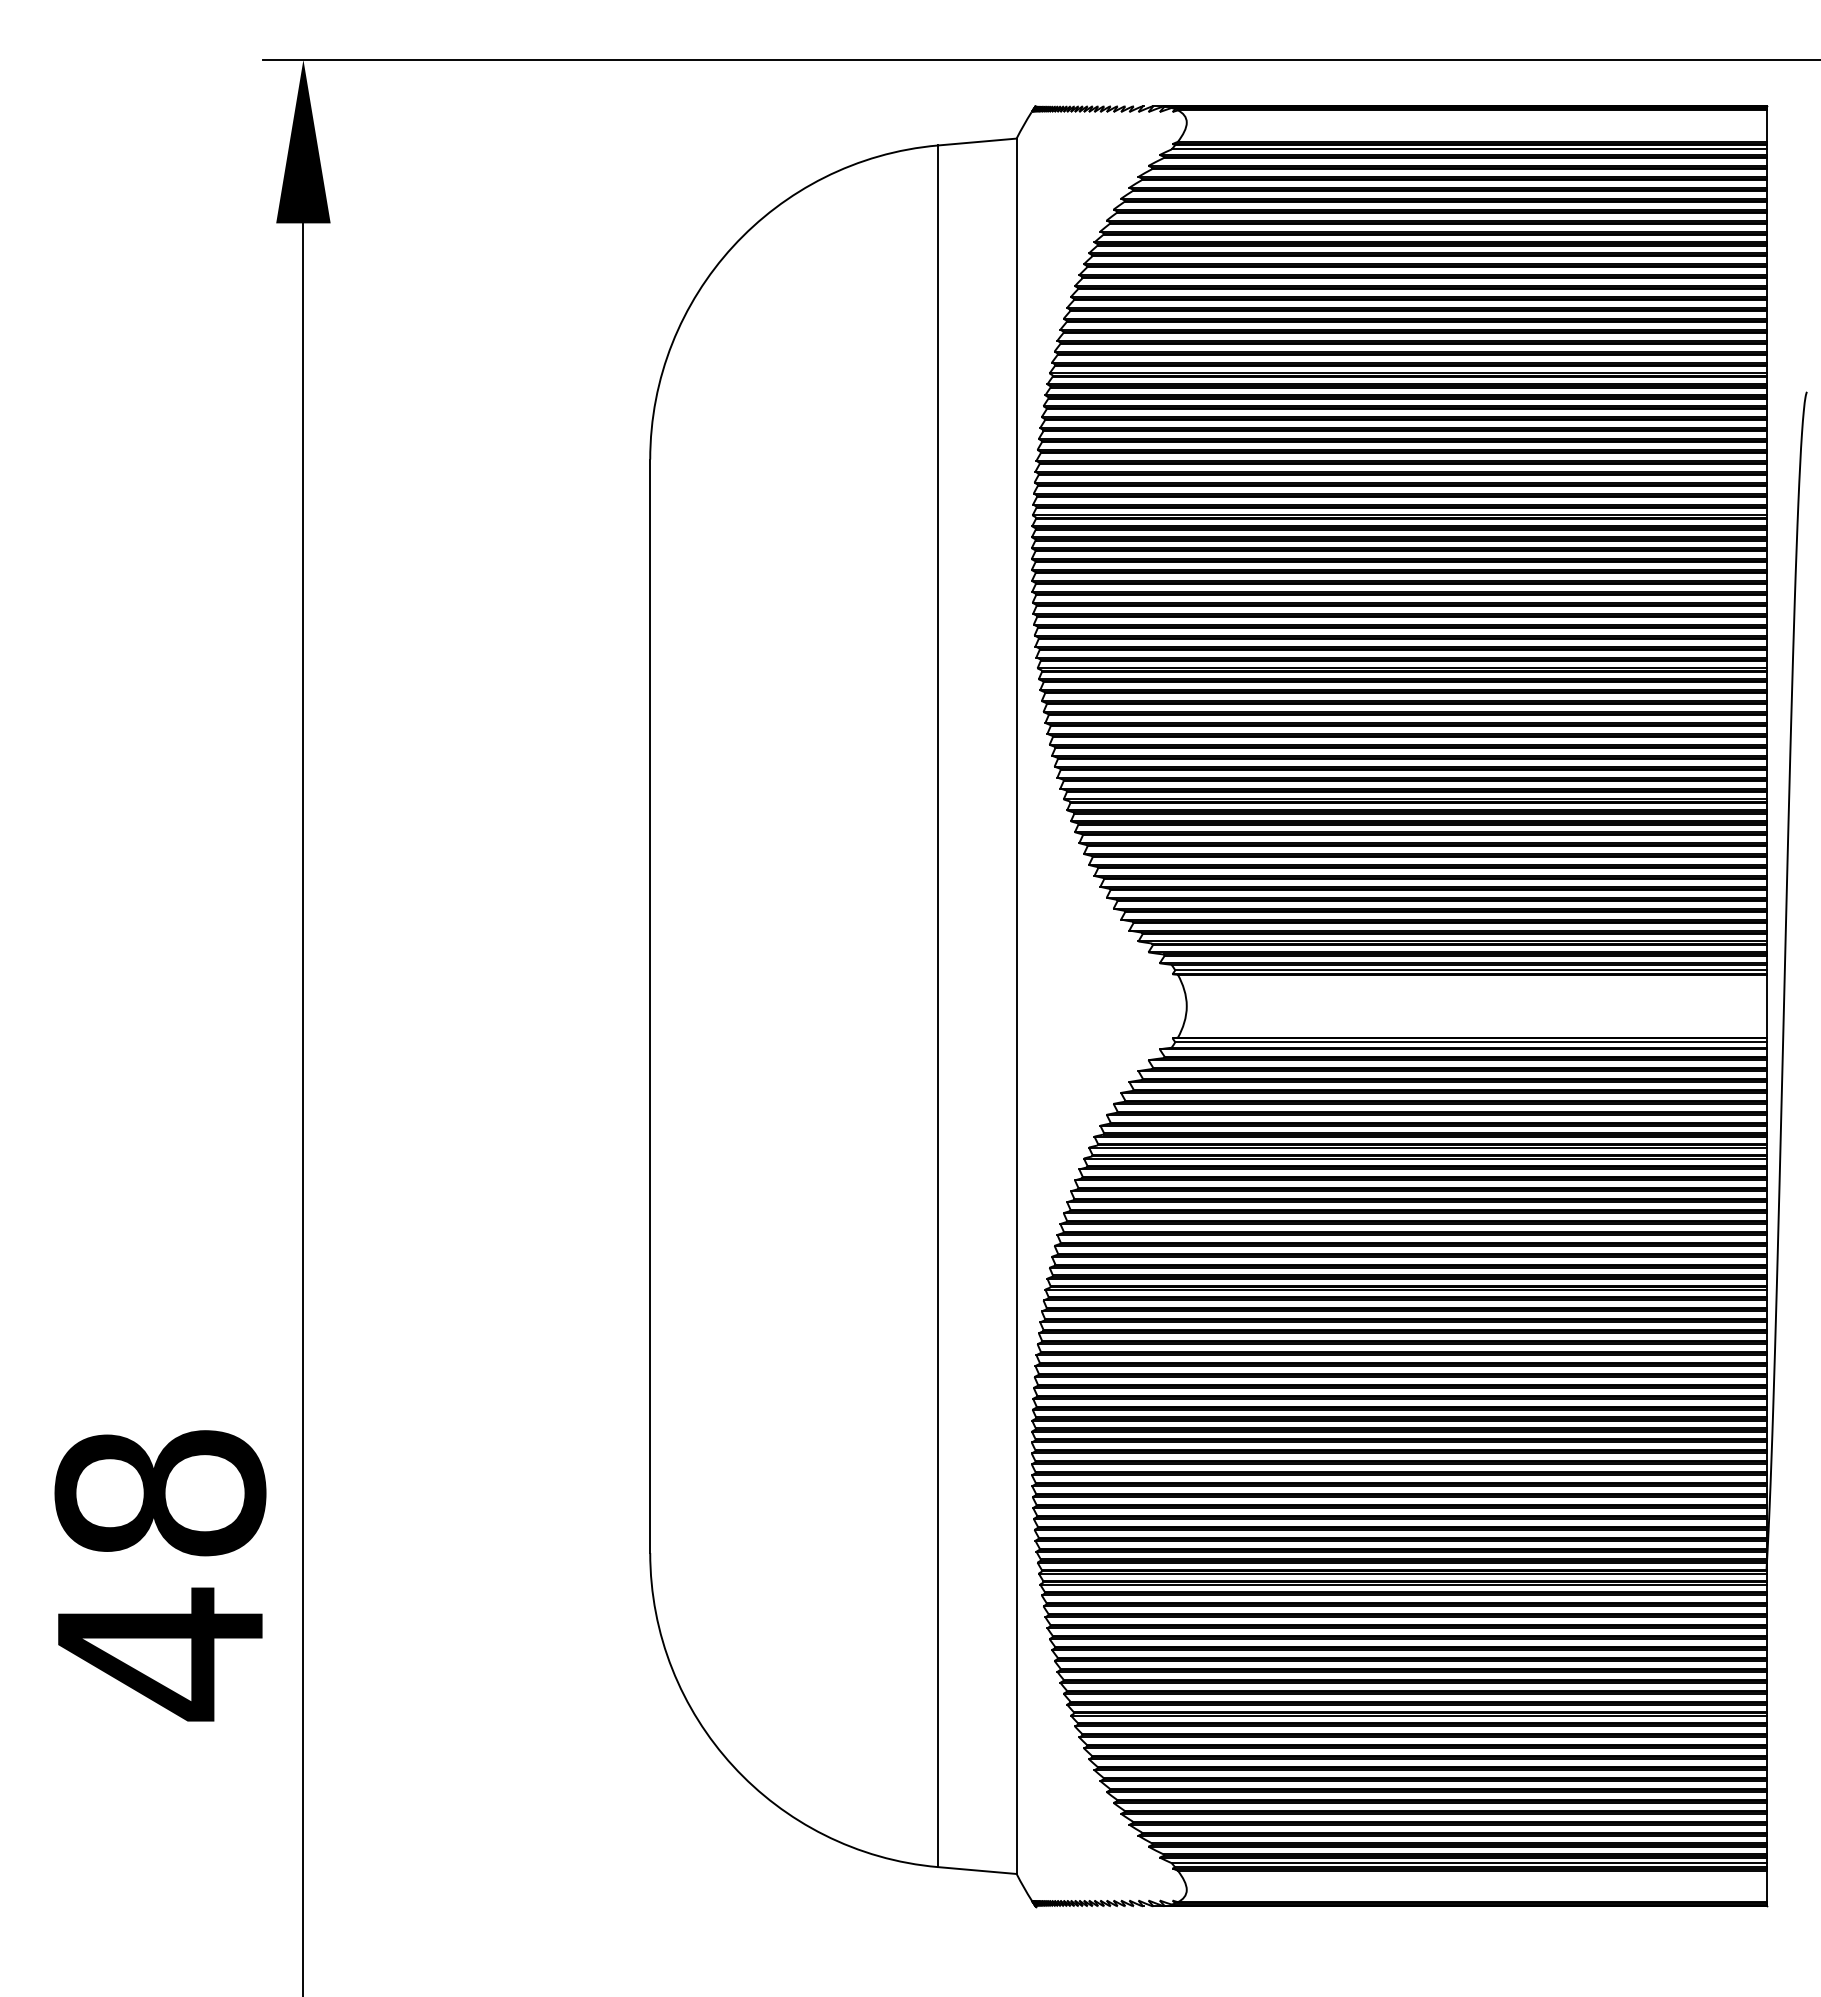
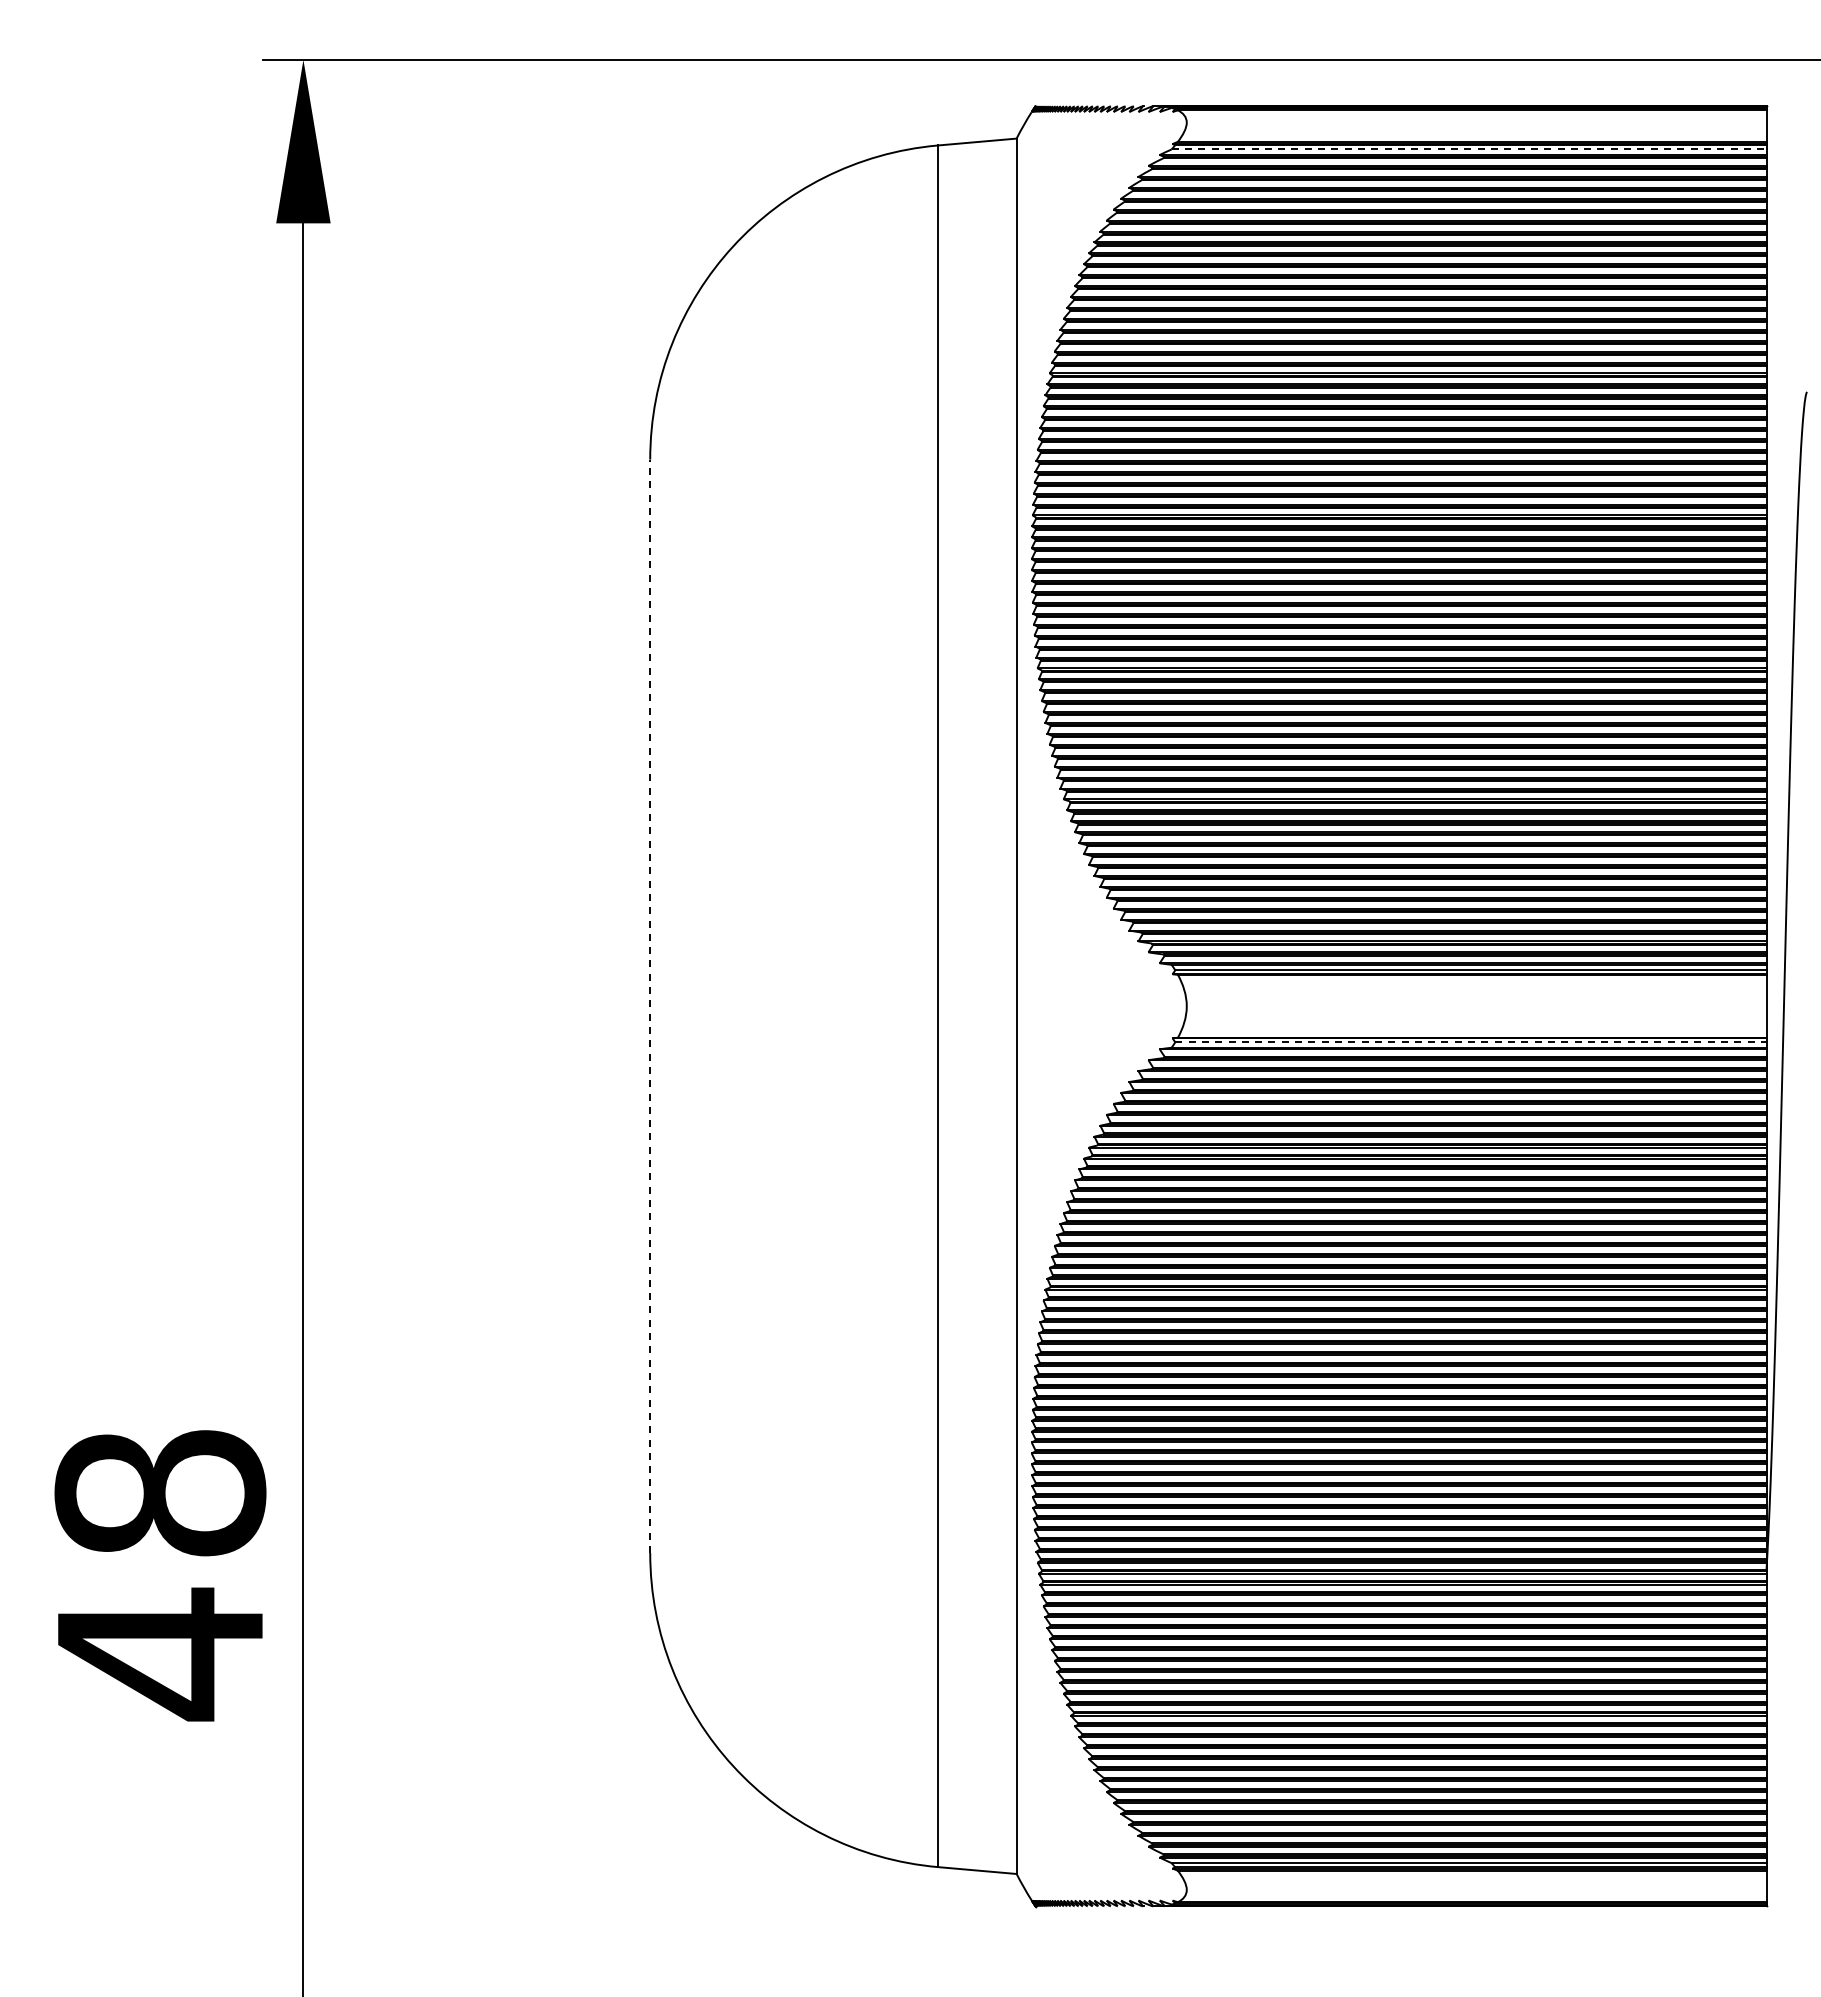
line: solid -> dashed (1469, 149)
line: solid -> dashed (650, 1006)
line: solid -> dashed (1470, 1042)
